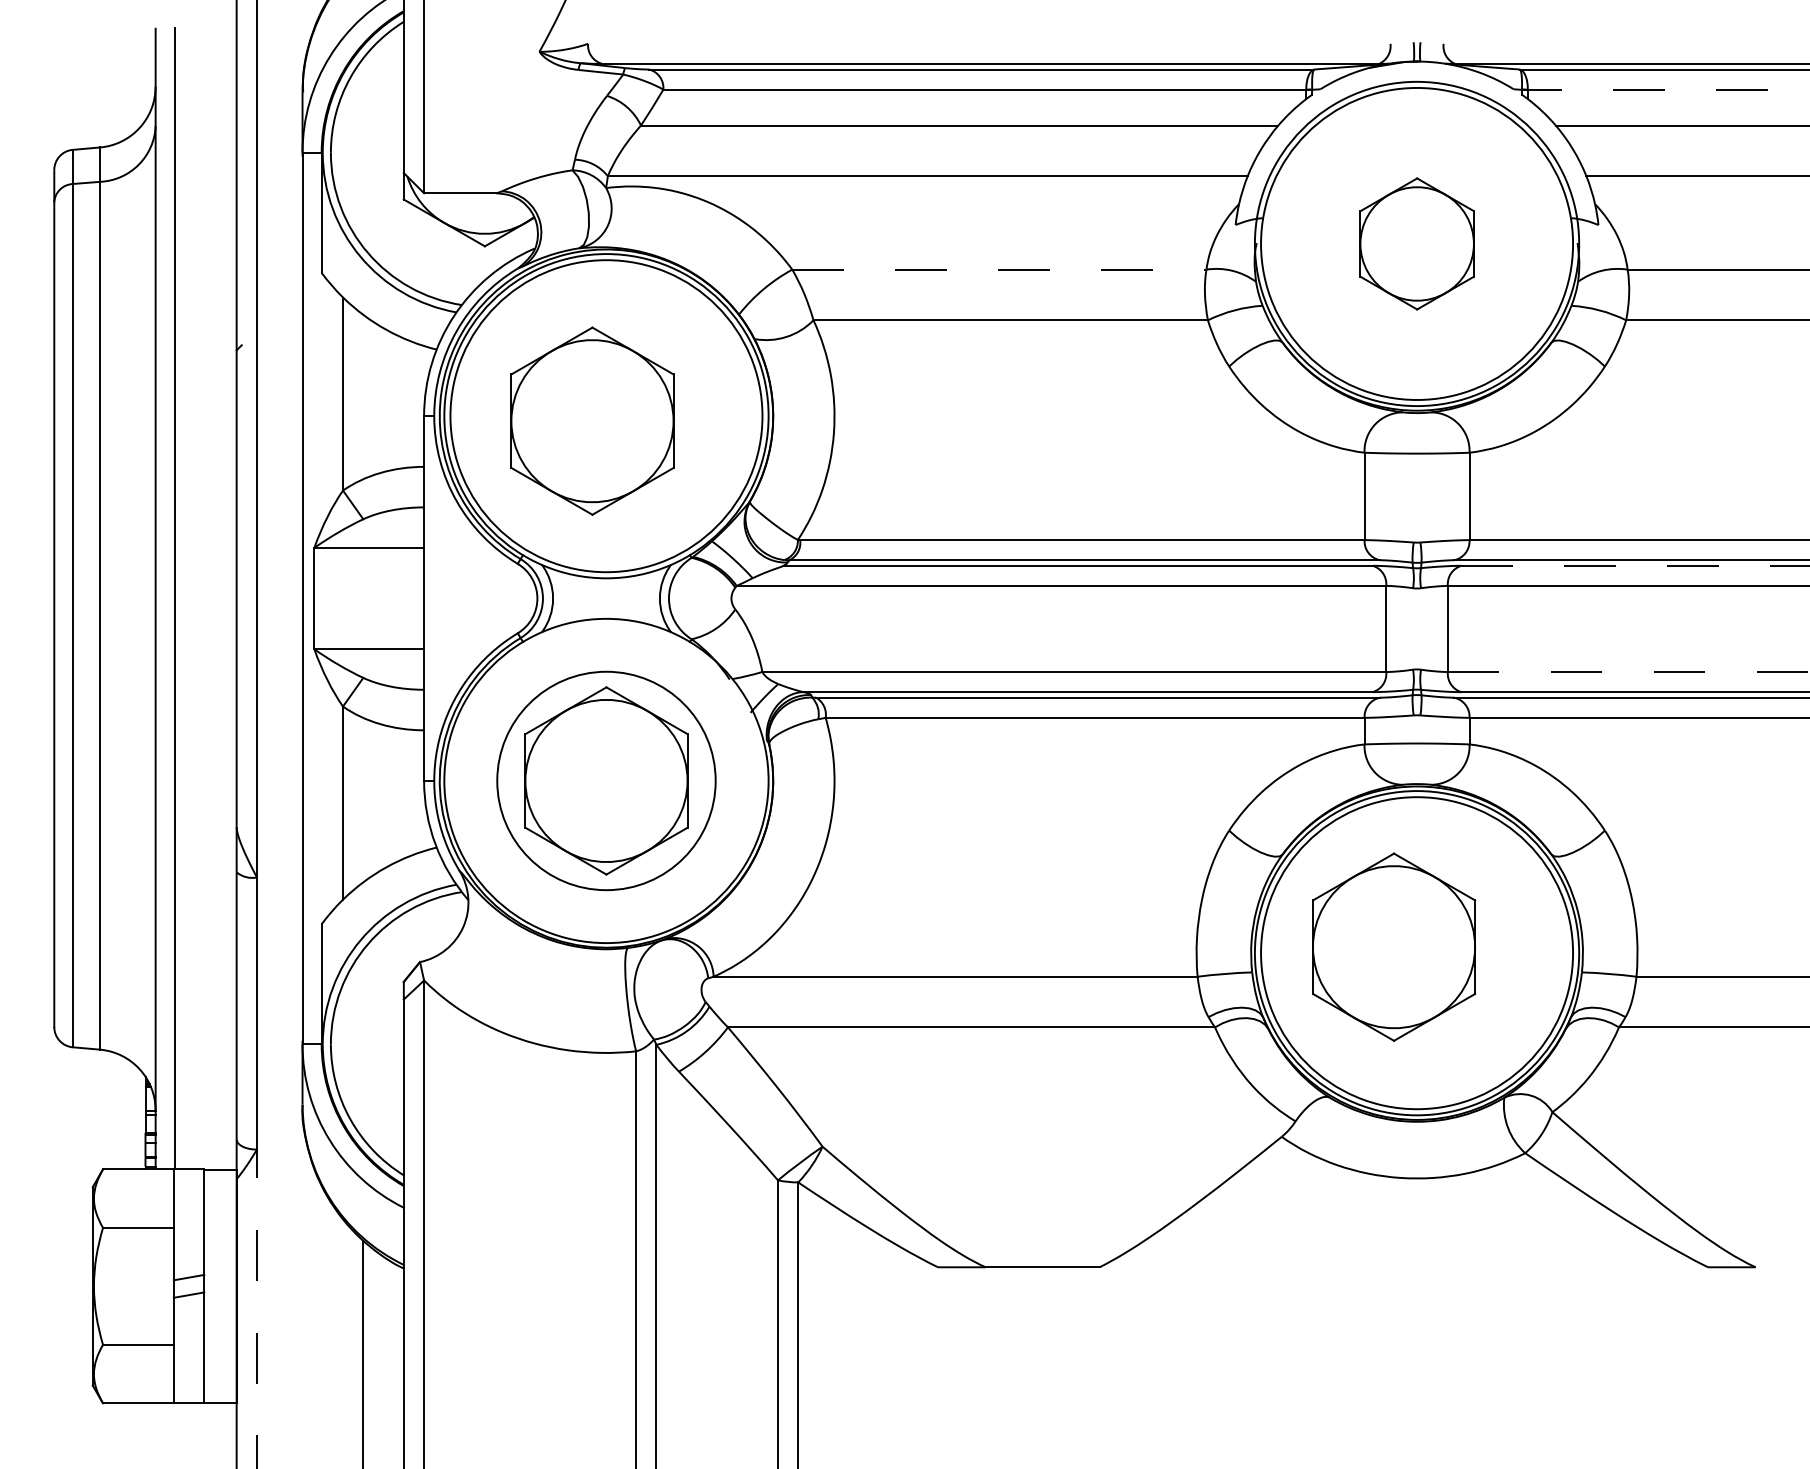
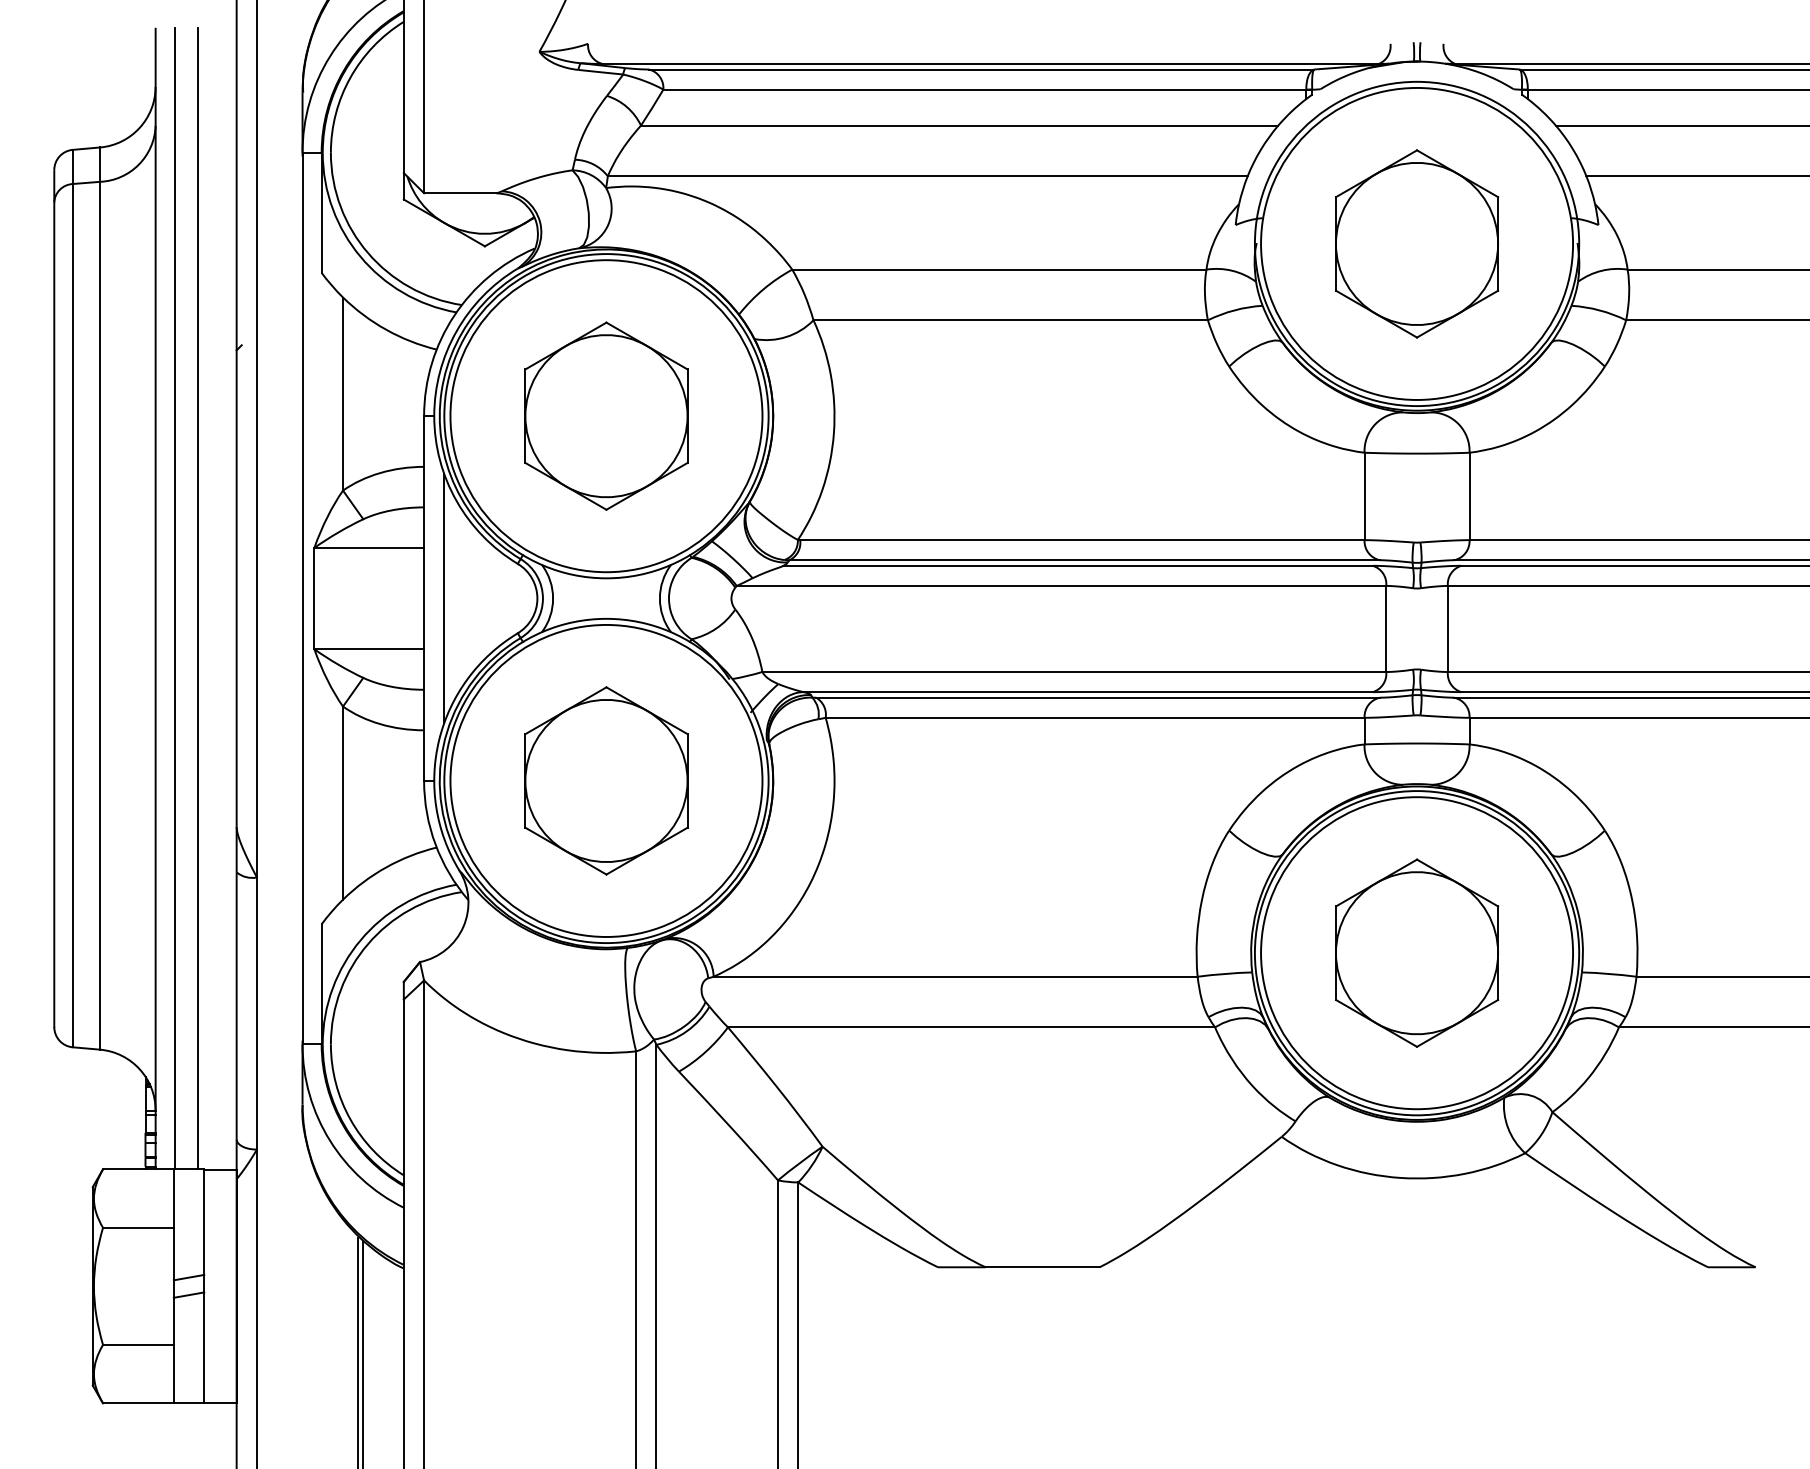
line: dashed -> solid (1668, 89)
part size: 116x134 px -> 165x190 px (1417, 243)
line: dashed -> solid (999, 269)
part position: (592, 420) -> (606, 415) (606, 415)
line: dashed -> solid (1635, 565)
line: none -> present (198, 598)
line: none -> present (444, 598)
line: dashed -> solid (1628, 672)
circle diameter: 218 px -> 312 px (606, 780)
part position: (1394, 946) -> (1417, 952) (1417, 952)
line: dashed -> solid (256, 1308)
line: none -> present (358, 1351)
